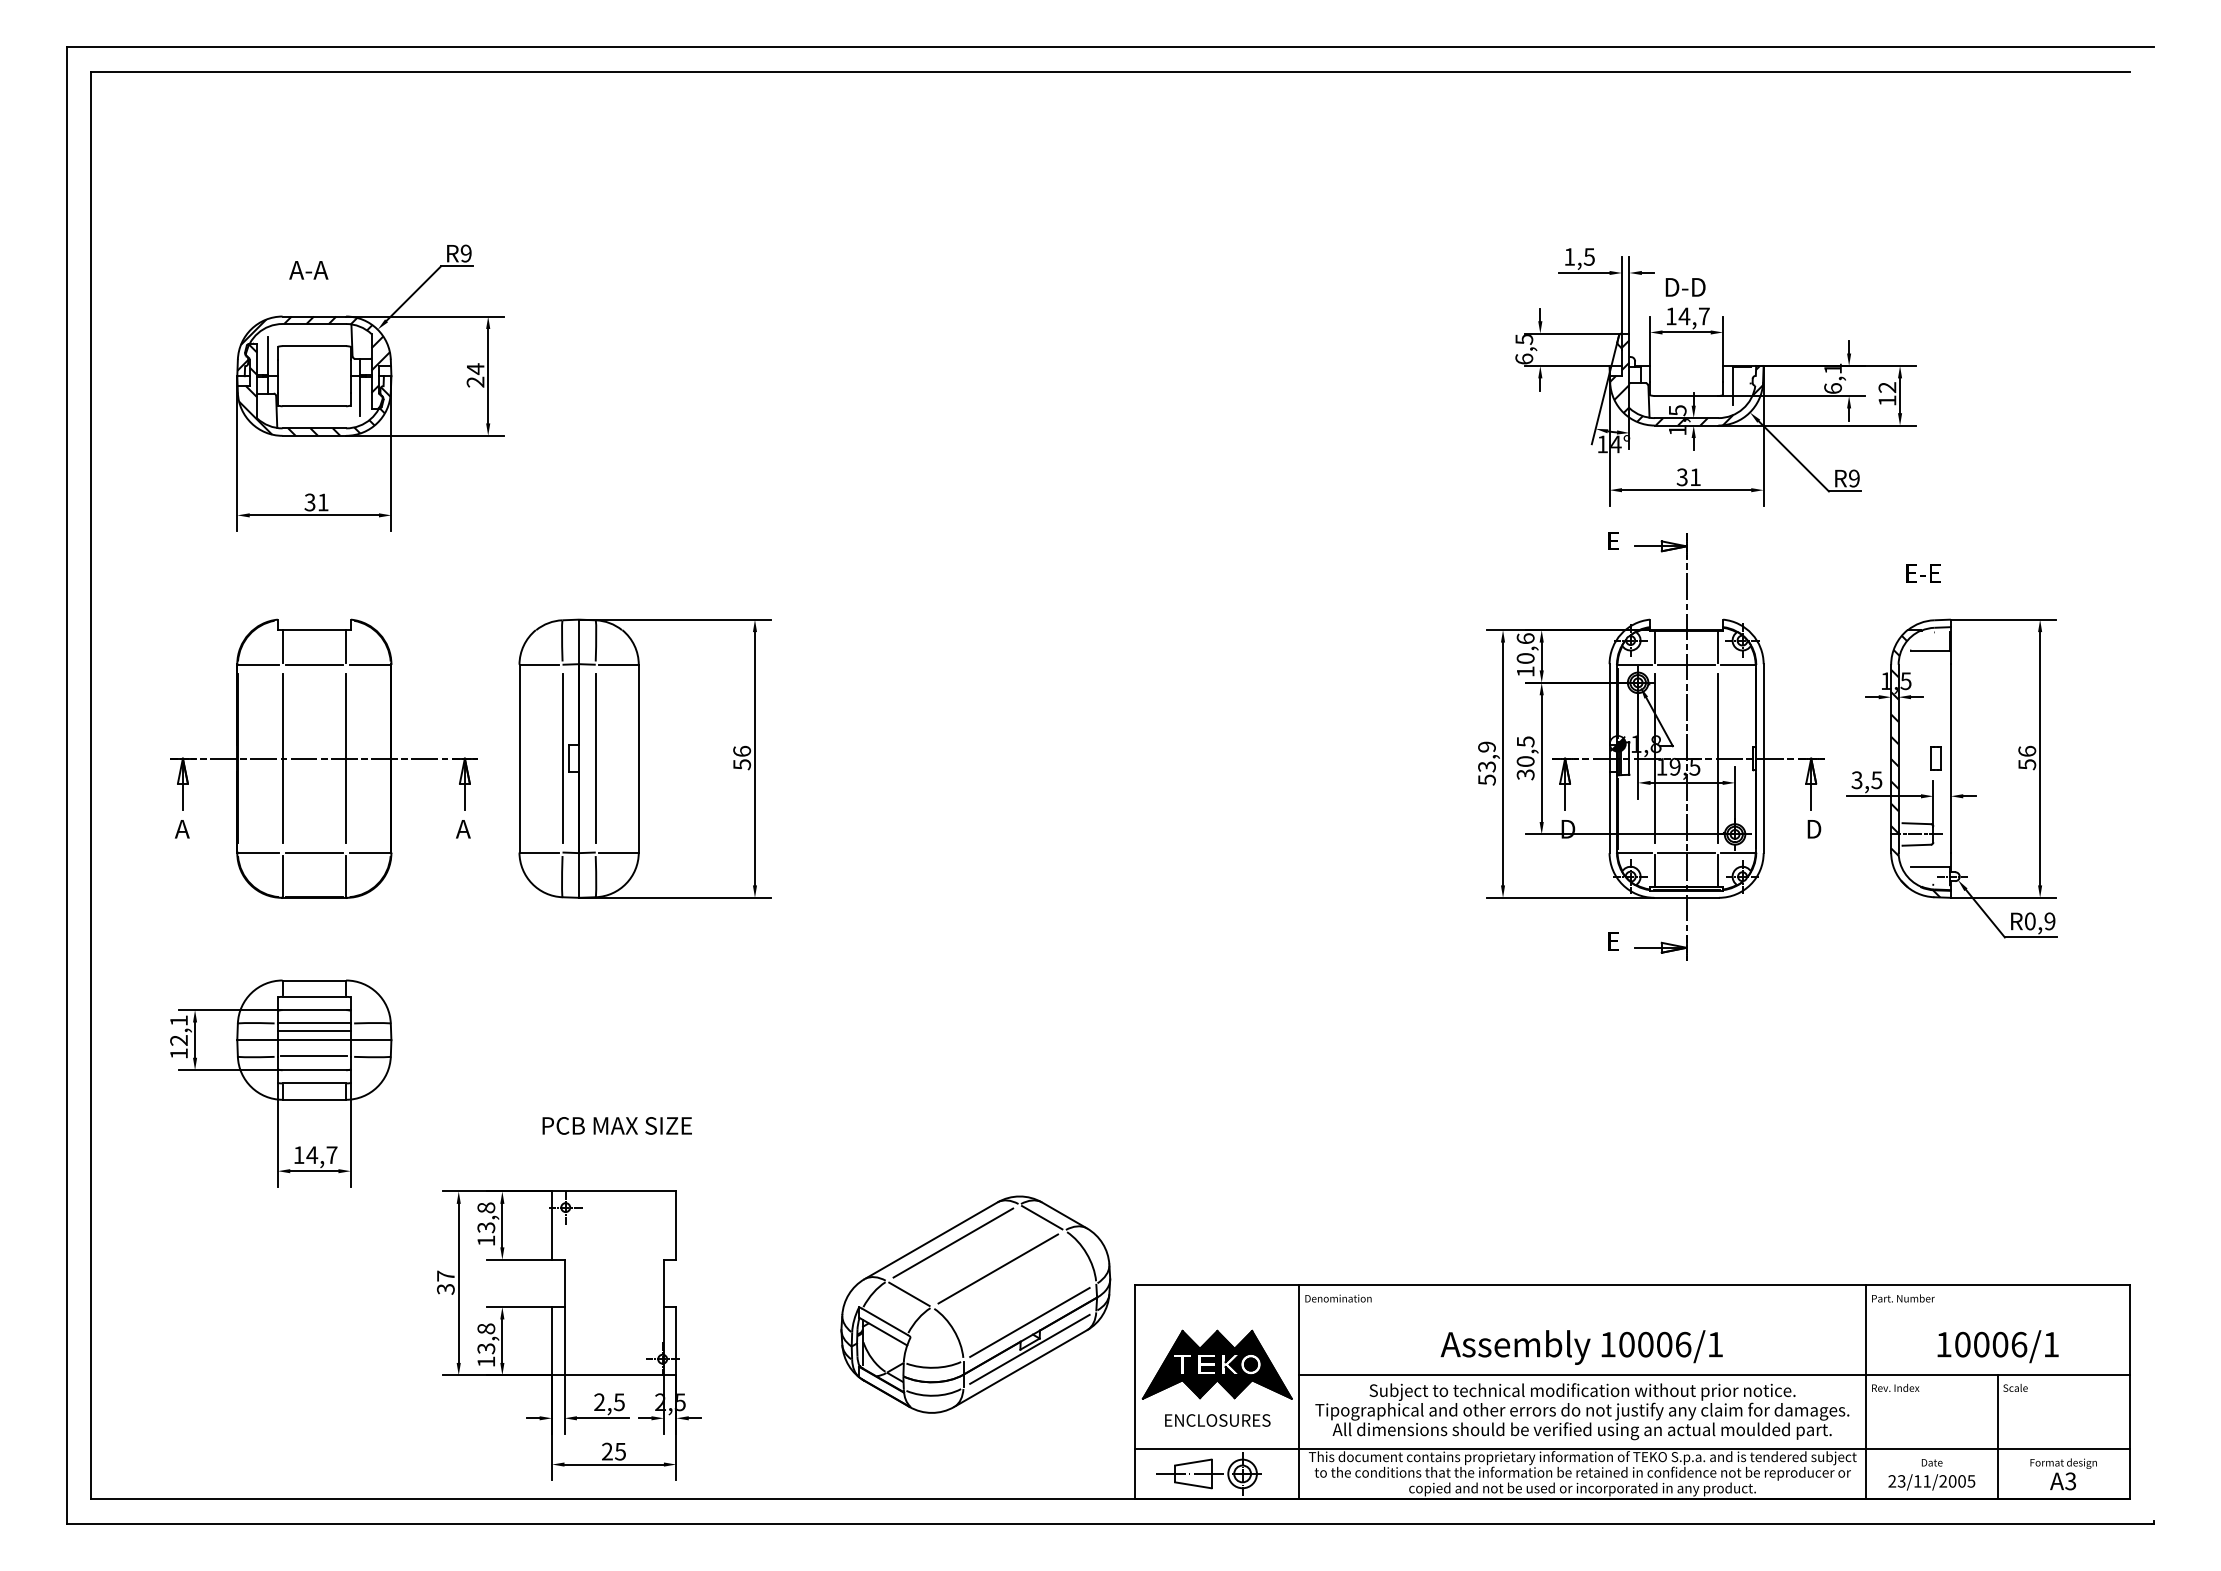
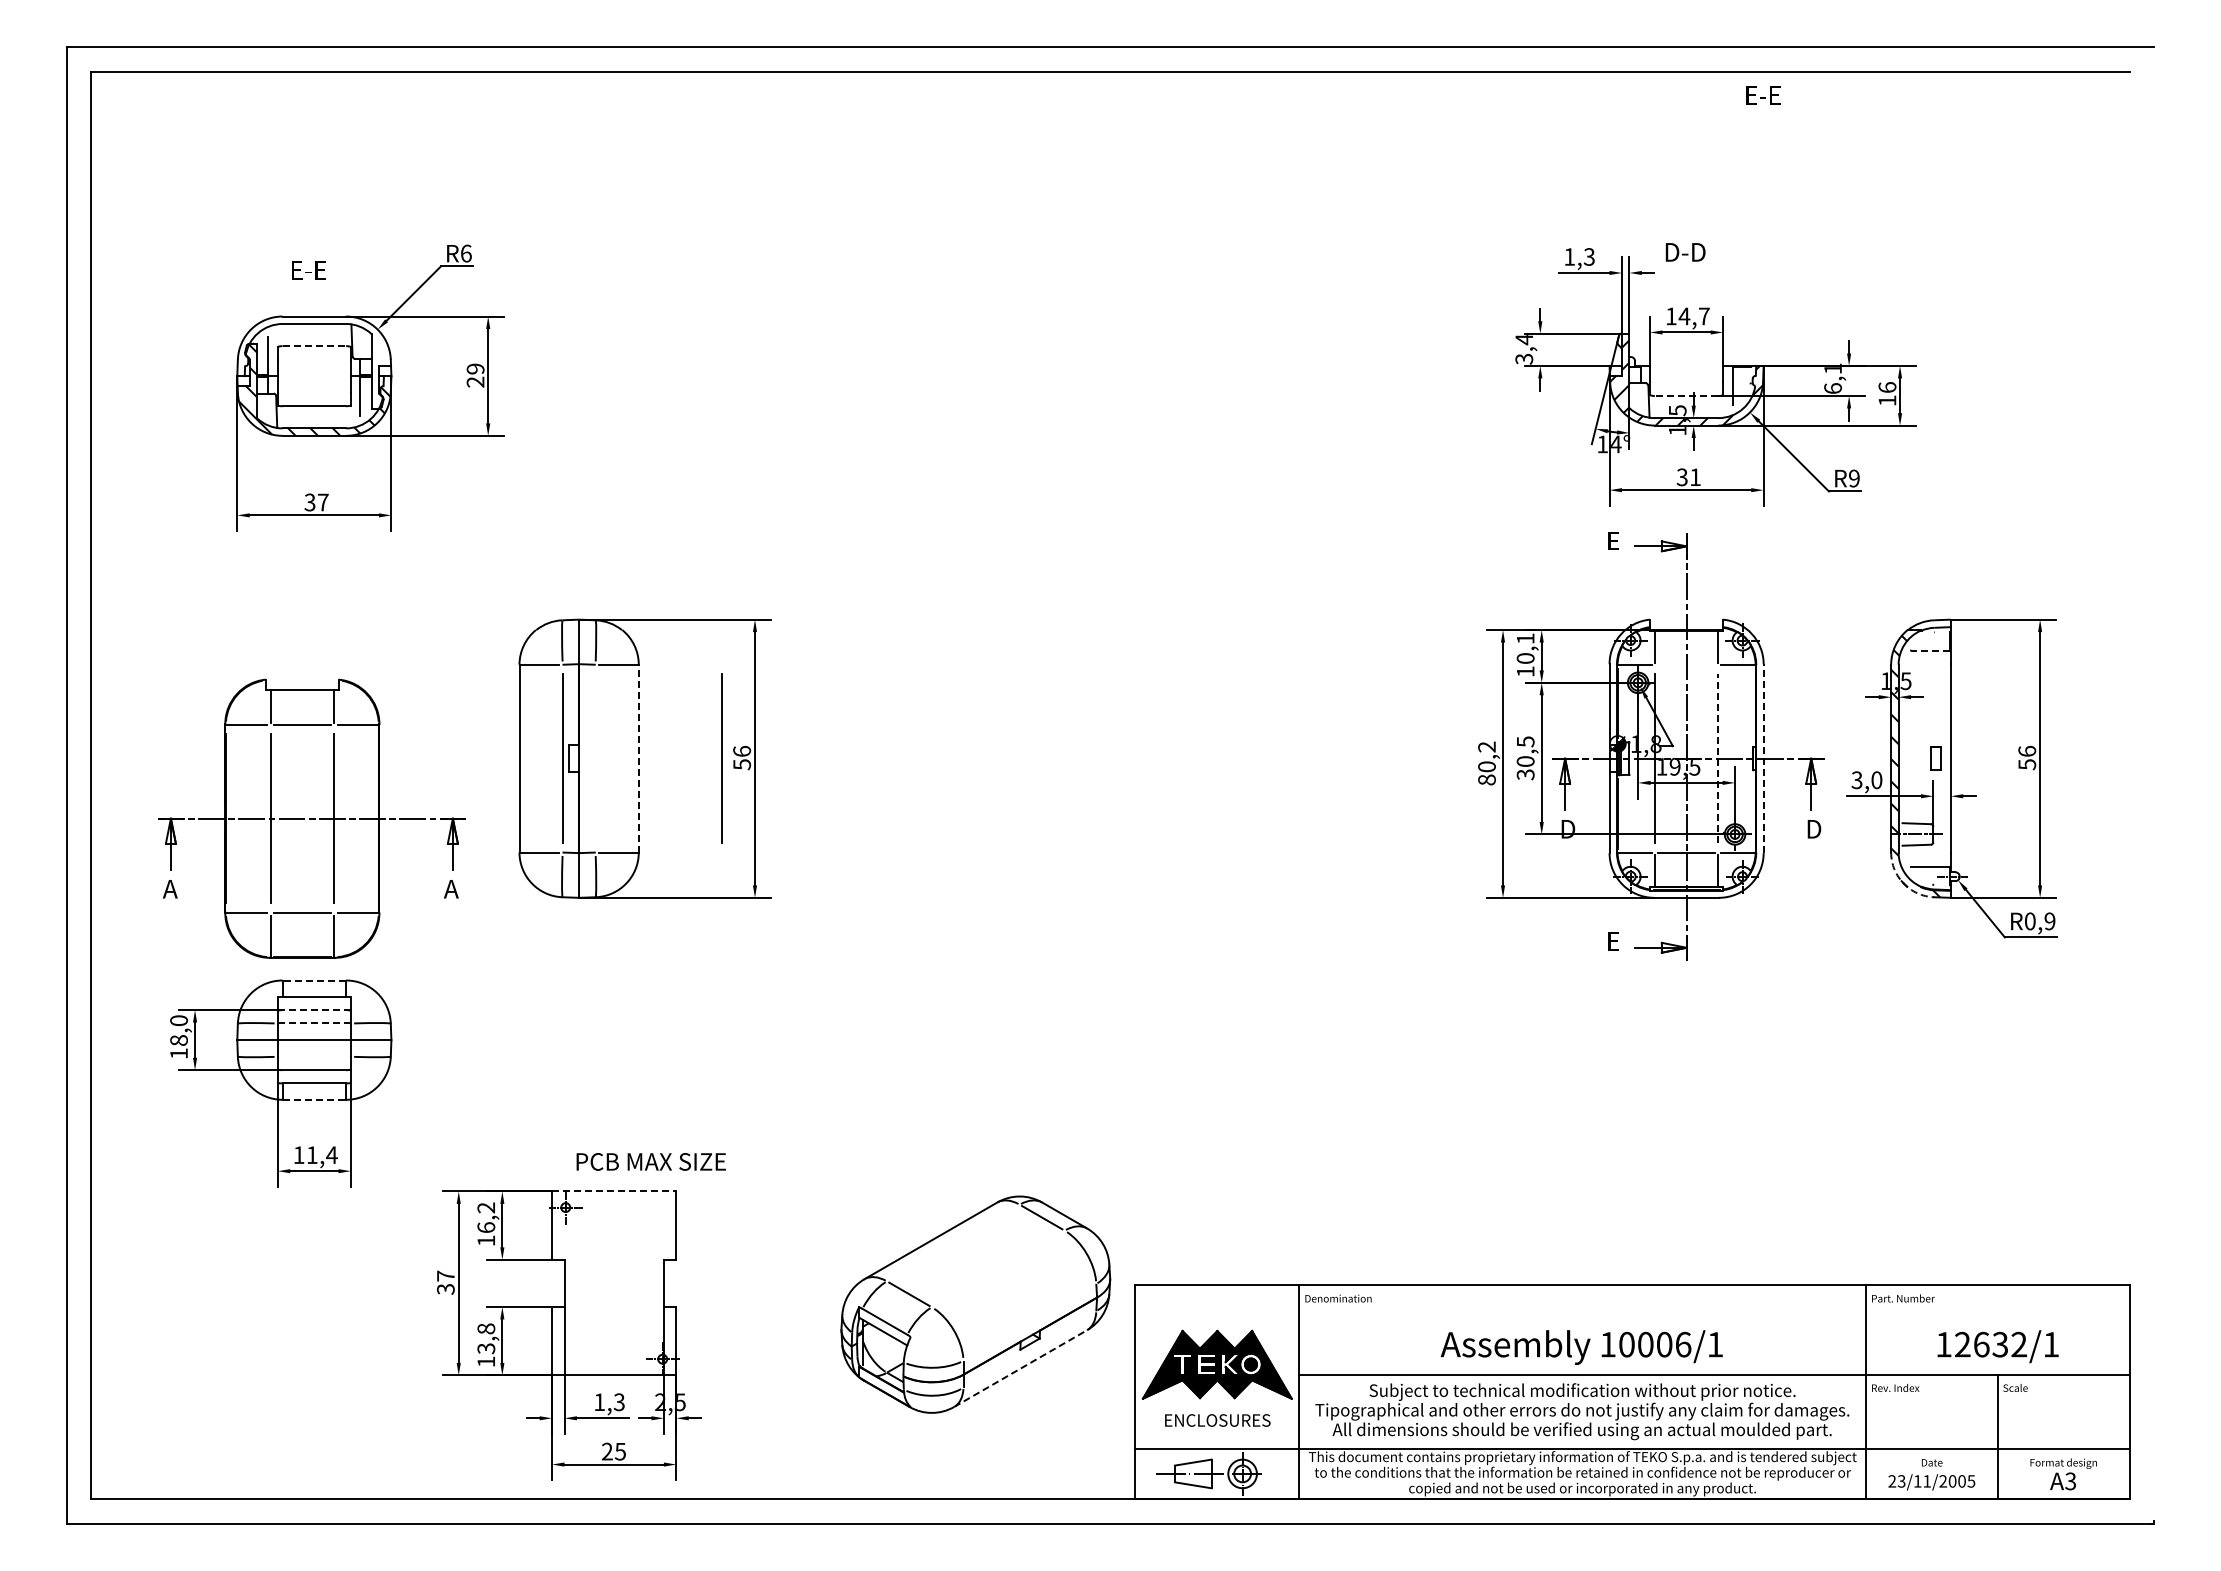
text: R9 -> R6 (465, 253)
text: 1,5 -> 1,3 (1589, 256)
text: A-A -> E-E (308, 270)
text position: (1685, 287) -> (1685, 252) (1685, 252)
line: solid -> dashed (314, 346)
text: 6,5 -> 3,4 (1524, 349)
hatch: present -> none (313, 362)
text: 24 -> 29 (475, 369)
text: 12 -> 16 (1887, 387)
line: solid -> dashed (1686, 396)
text: 31 -> 37 (323, 502)
text position: (1923, 573) -> (1763, 95) (1763, 95)
text: 10,6 -> 10,1 (1525, 638)
line: solid -> dashed (1930, 650)
line: present -> none (1686, 664)
part position: (323, 758) -> (311, 818) (311, 818)
line position: (595, 758) -> (721, 758) (721, 758)
line: solid -> dashed (638, 758)
line: solid -> dashed (1718, 758)
line: solid -> dashed (1763, 758)
text: 53,9 -> 80,2 (1486, 763)
text: 3,5 -> 3,0 (1876, 780)
arc: solid -> dashed (1903, 883)
line: solid -> dashed (314, 980)
line: solid -> dashed (314, 1010)
line: solid -> dashed (314, 1022)
text: 12,1 -> 18,0 (178, 1030)
line: present -> none (313, 1031)
line: present -> none (314, 1056)
line: solid -> dashed (314, 1099)
text position: (616, 1125) -> (650, 1161) (650, 1161)
text: 14,7 -> 11,4 (321, 1154)
line: solid -> dashed (614, 1191)
text: 13,8 -> 16,2 (486, 1217)
line: present -> none (953, 1242)
line: present -> none (998, 1268)
line: present -> none (1029, 1321)
text: 10006/1 -> 12632/1 (1991, 1344)
line: present -> none (1029, 1348)
line: solid -> dashed (1020, 1368)
text: 2,5 -> 1,3 (609, 1401)
